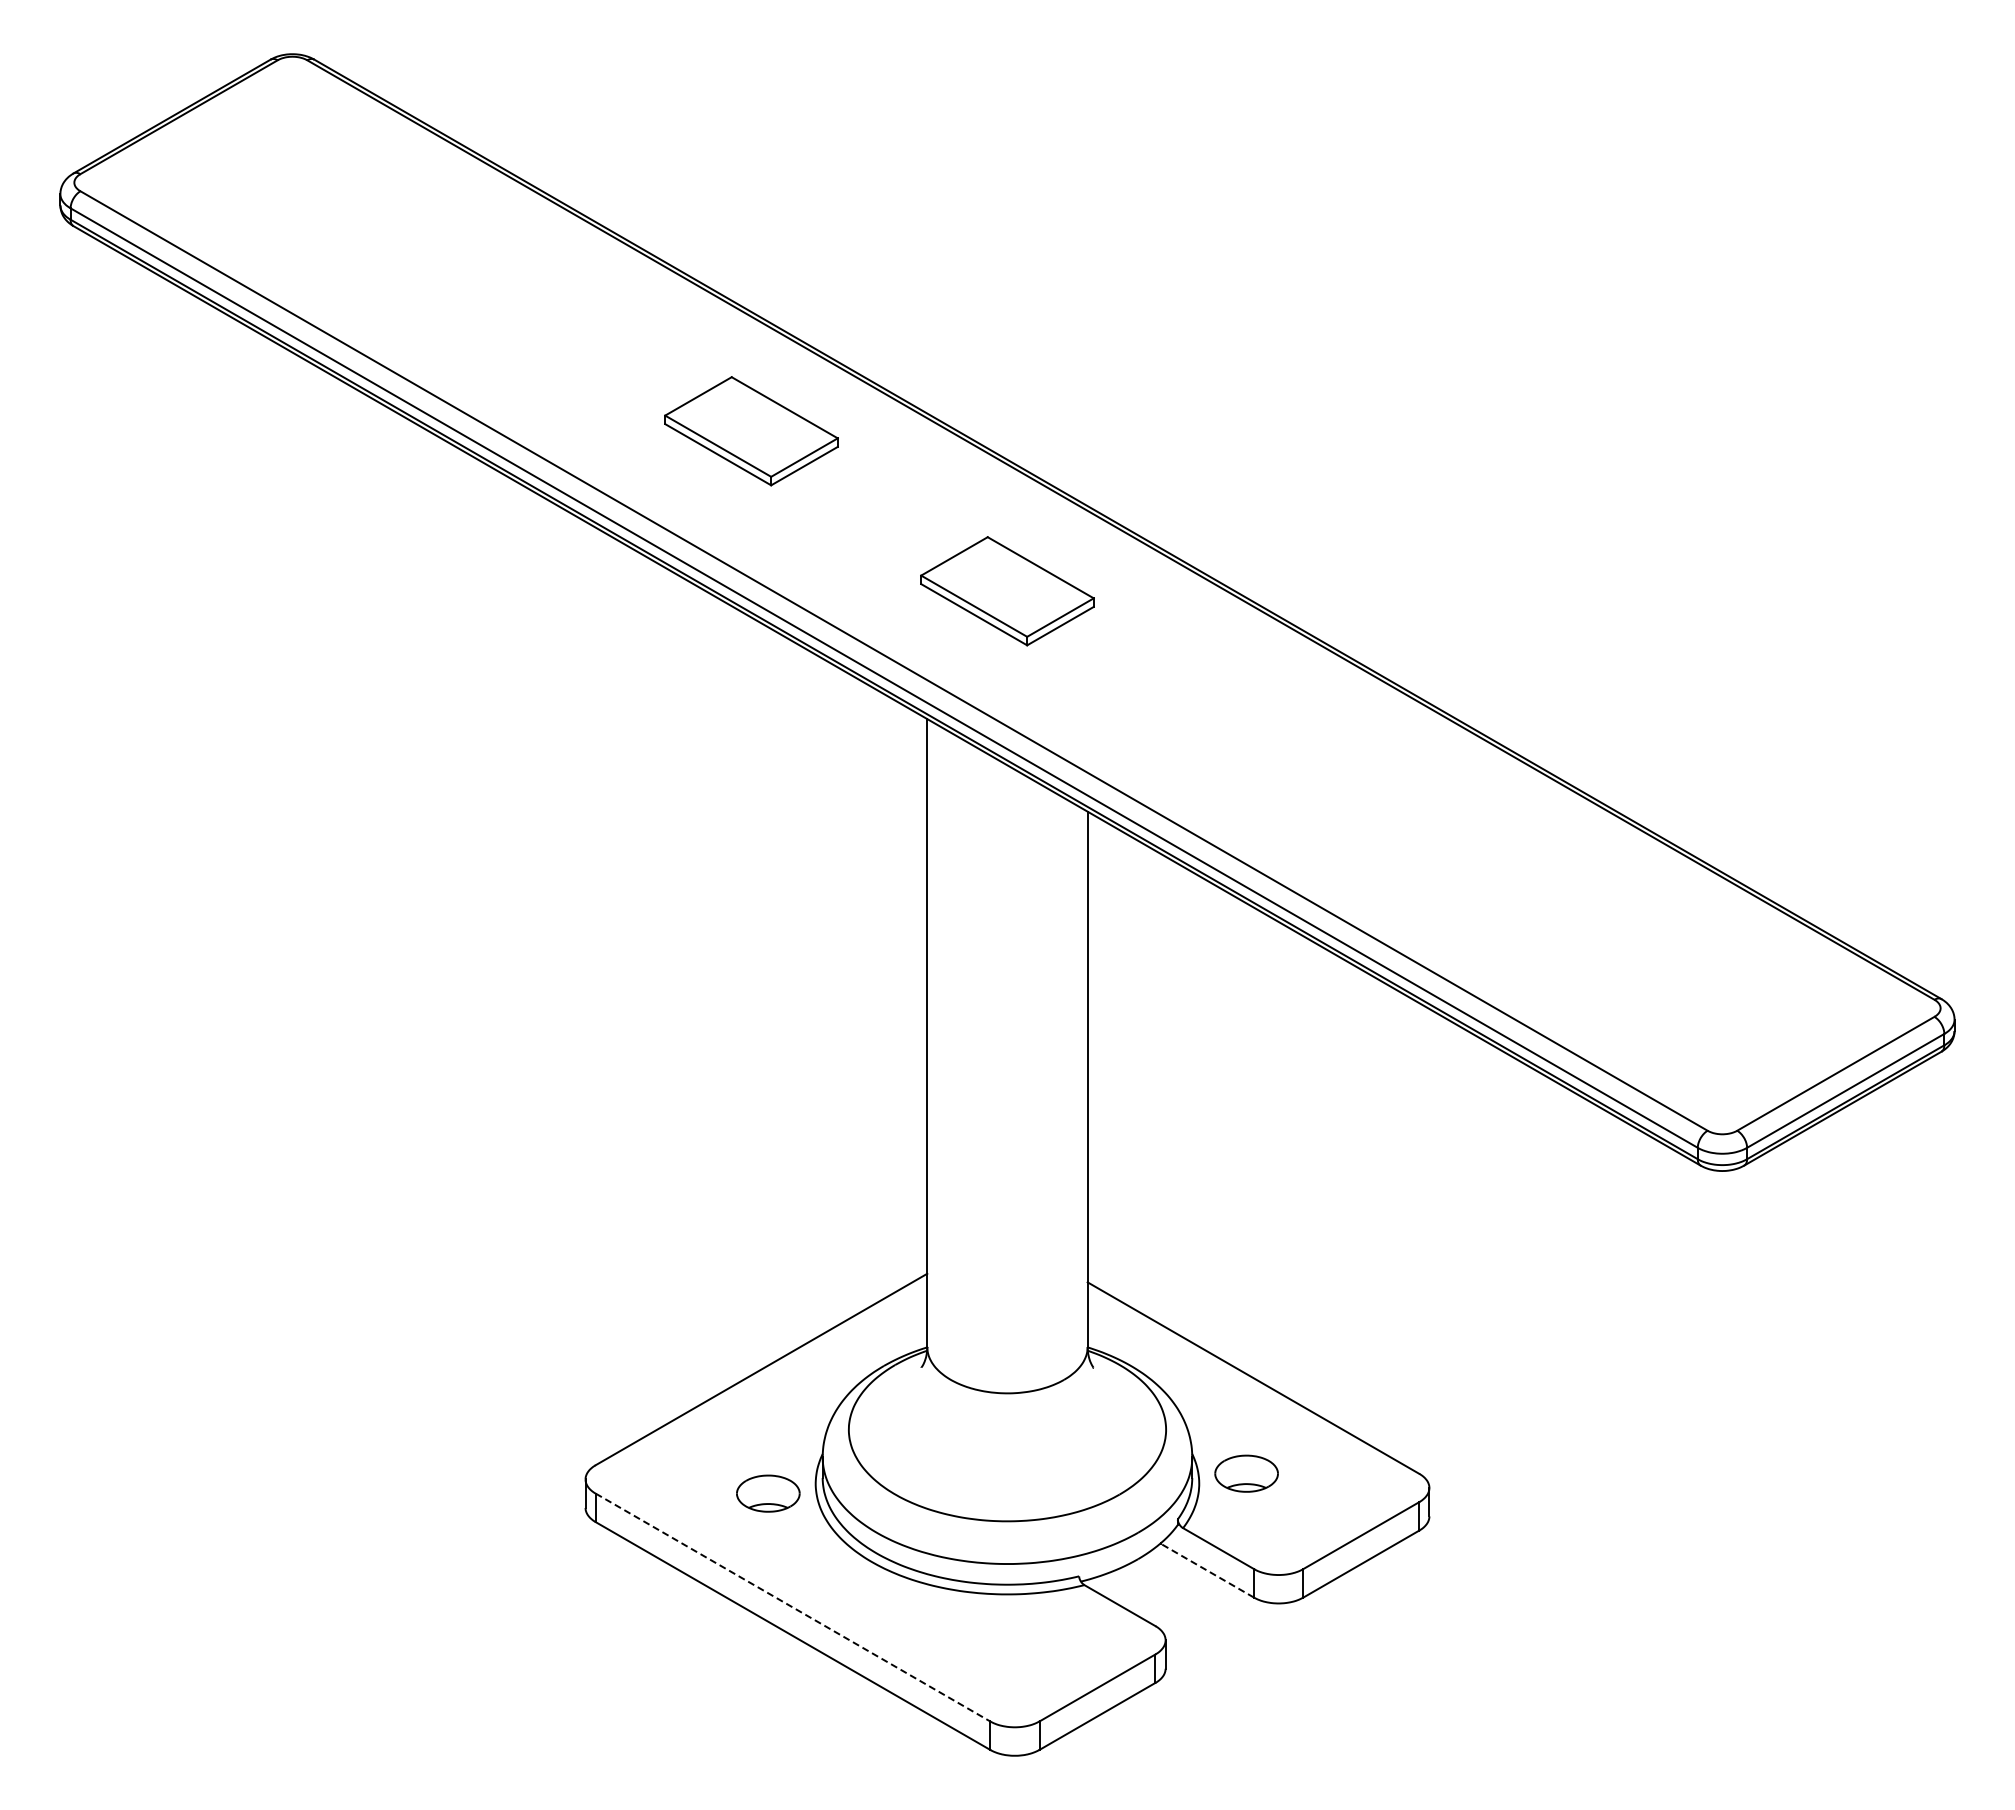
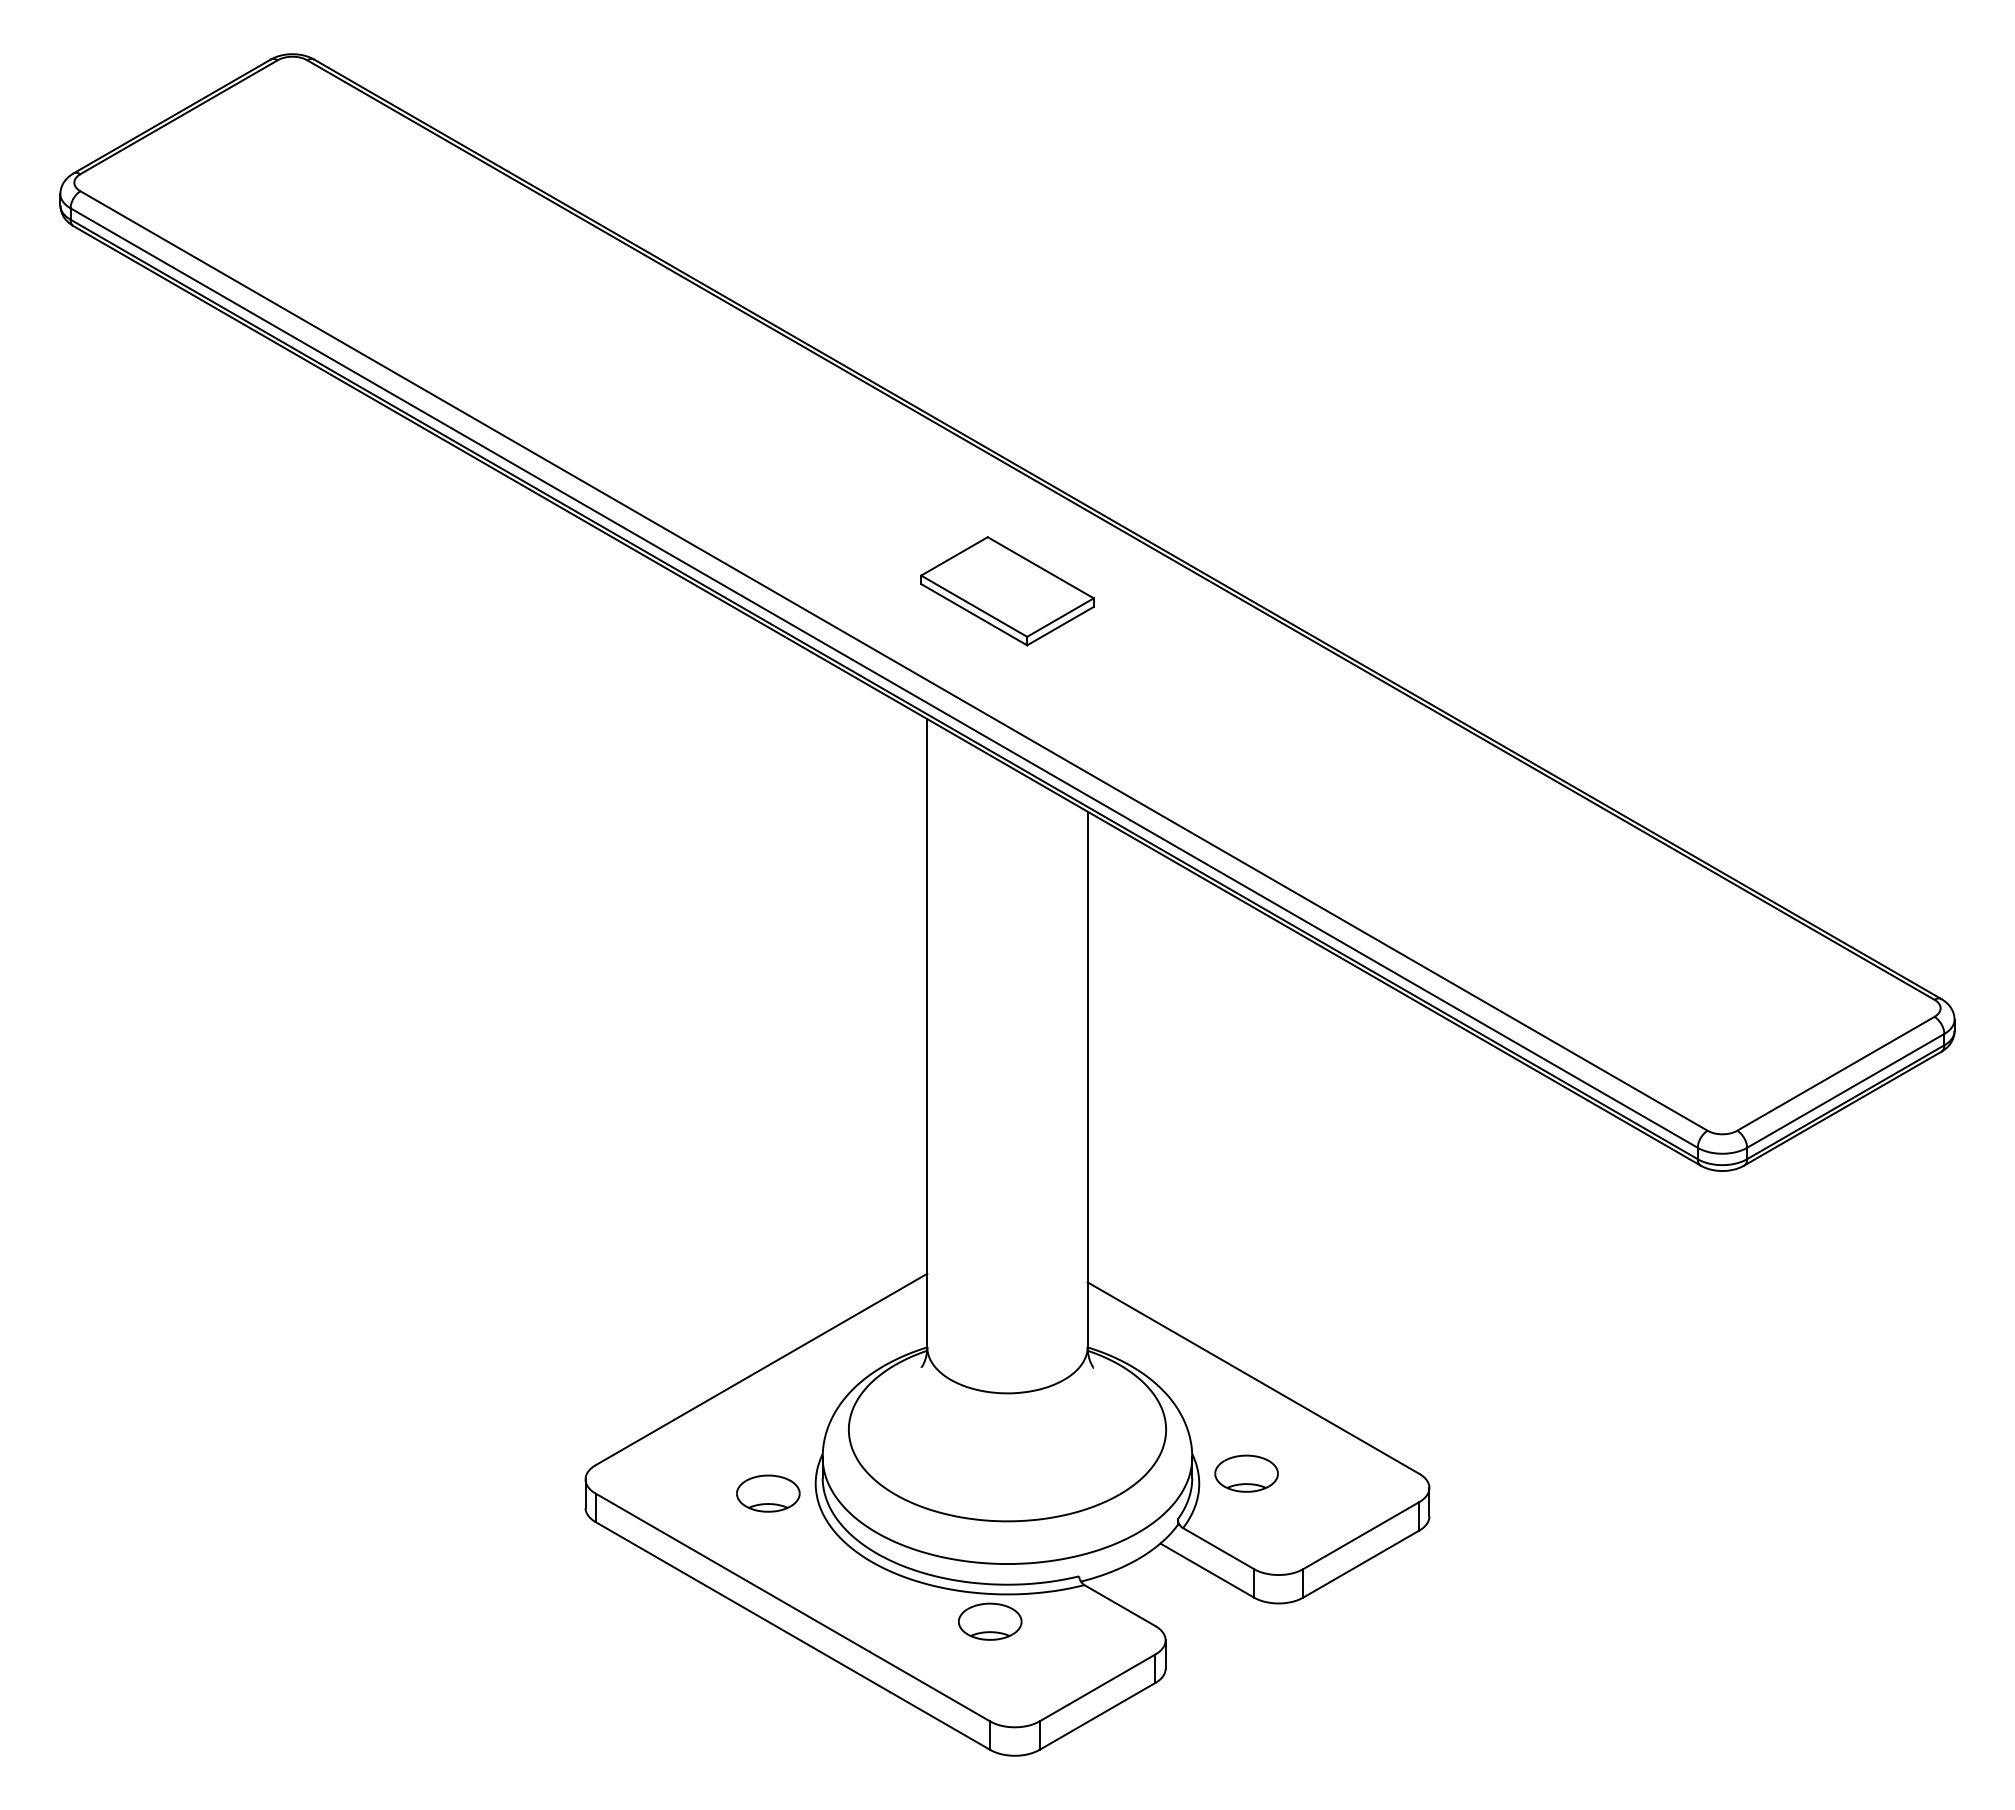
part: present -> none (751, 431)
line: dashed -> solid (1207, 1570)
line: dashed -> solid (793, 1607)
part: none -> present (990, 1621)
